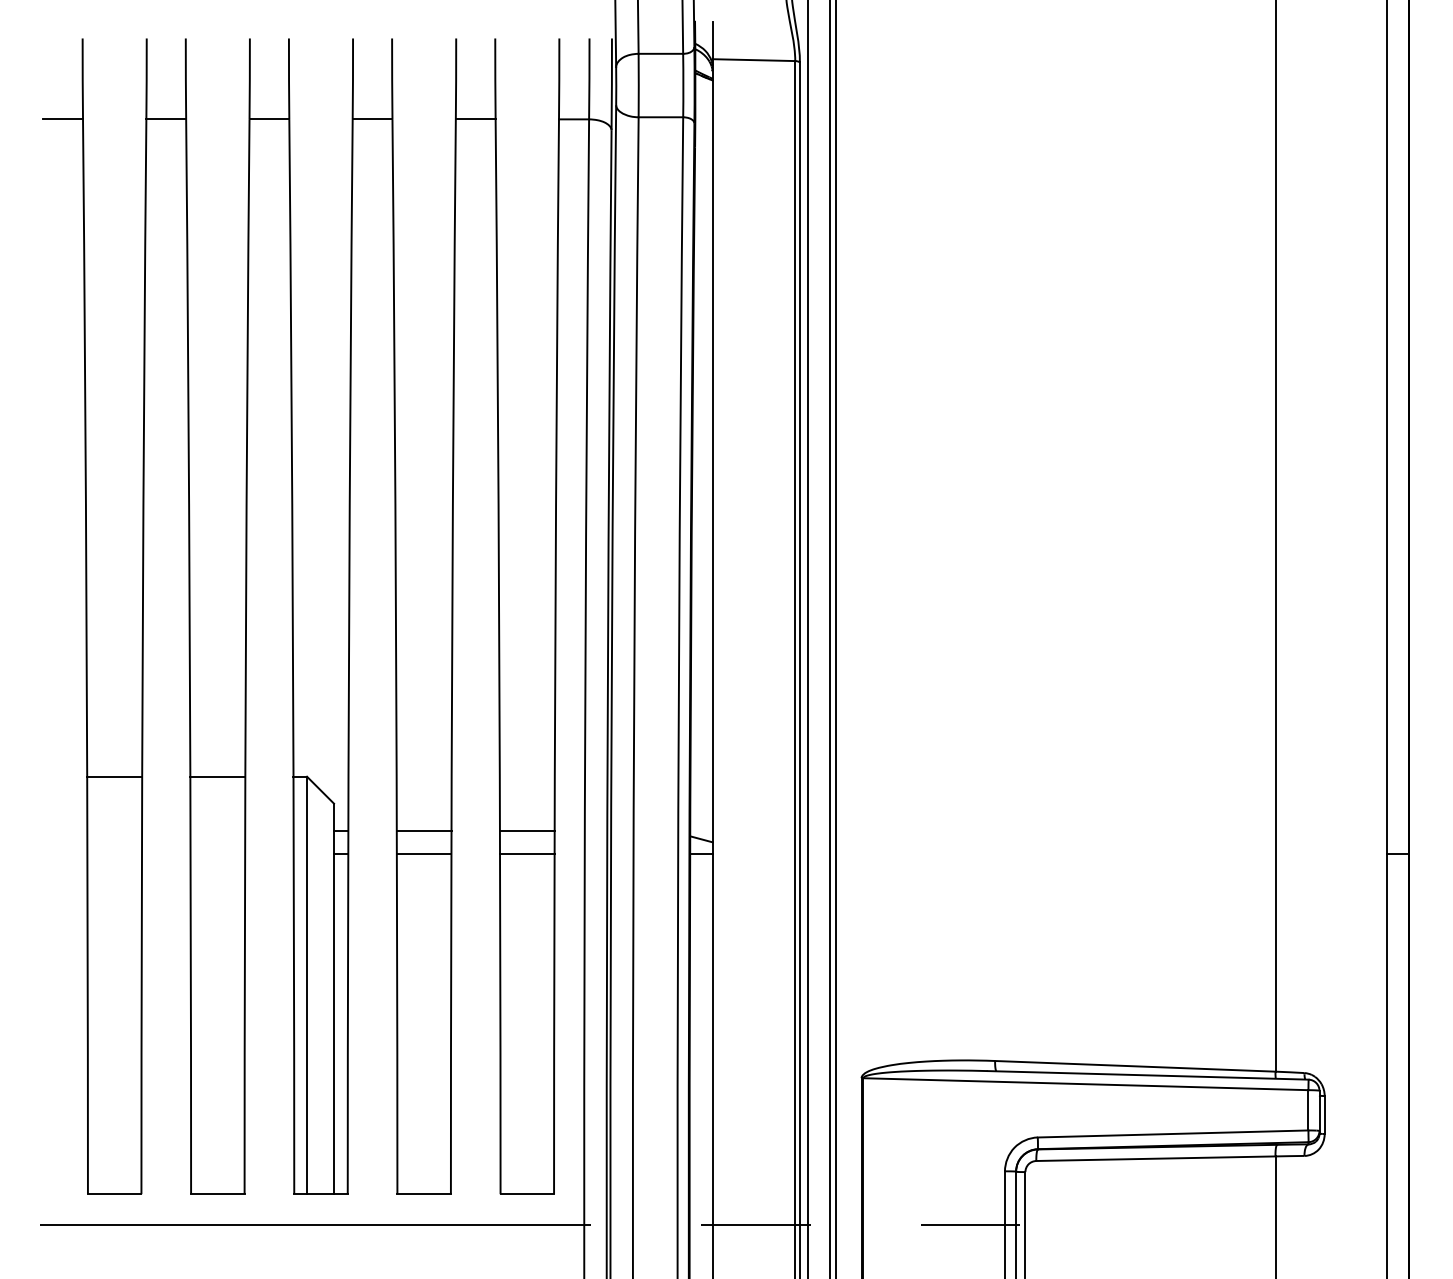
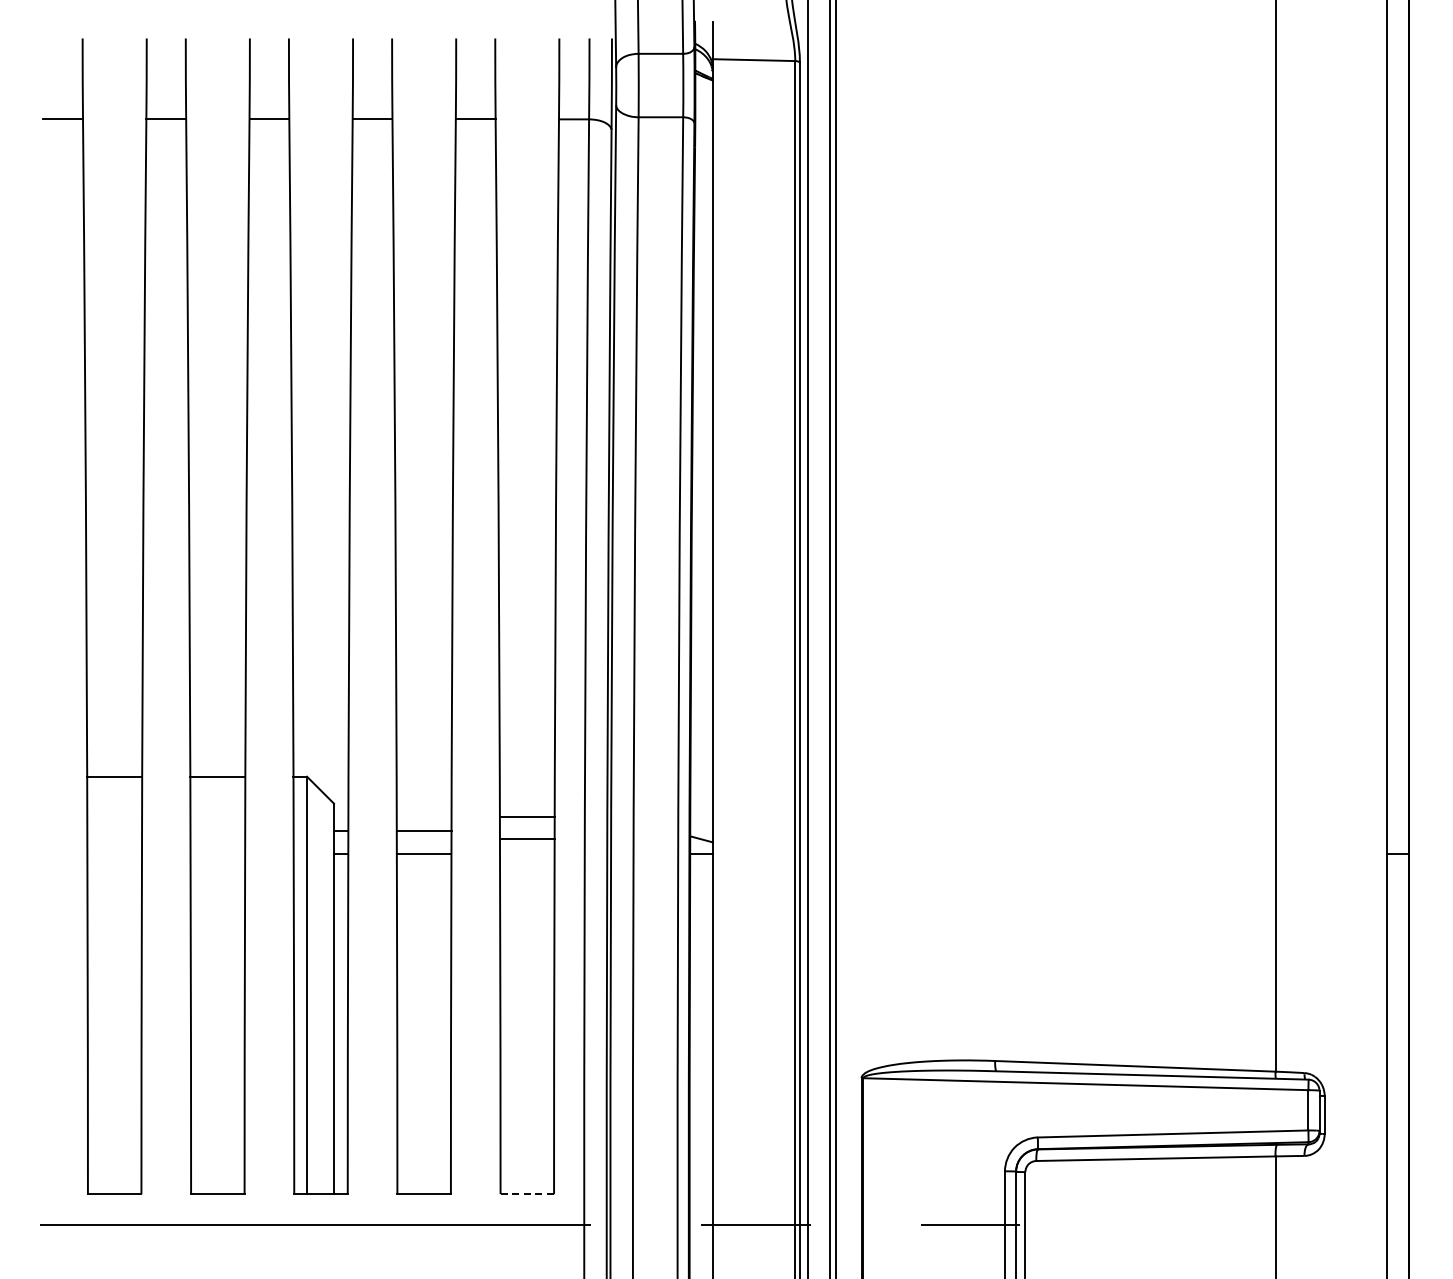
line position: (526, 831) -> (526, 817) (526, 817)
line position: (527, 854) -> (527, 839) (527, 839)
line: solid -> dashed (527, 1194)
